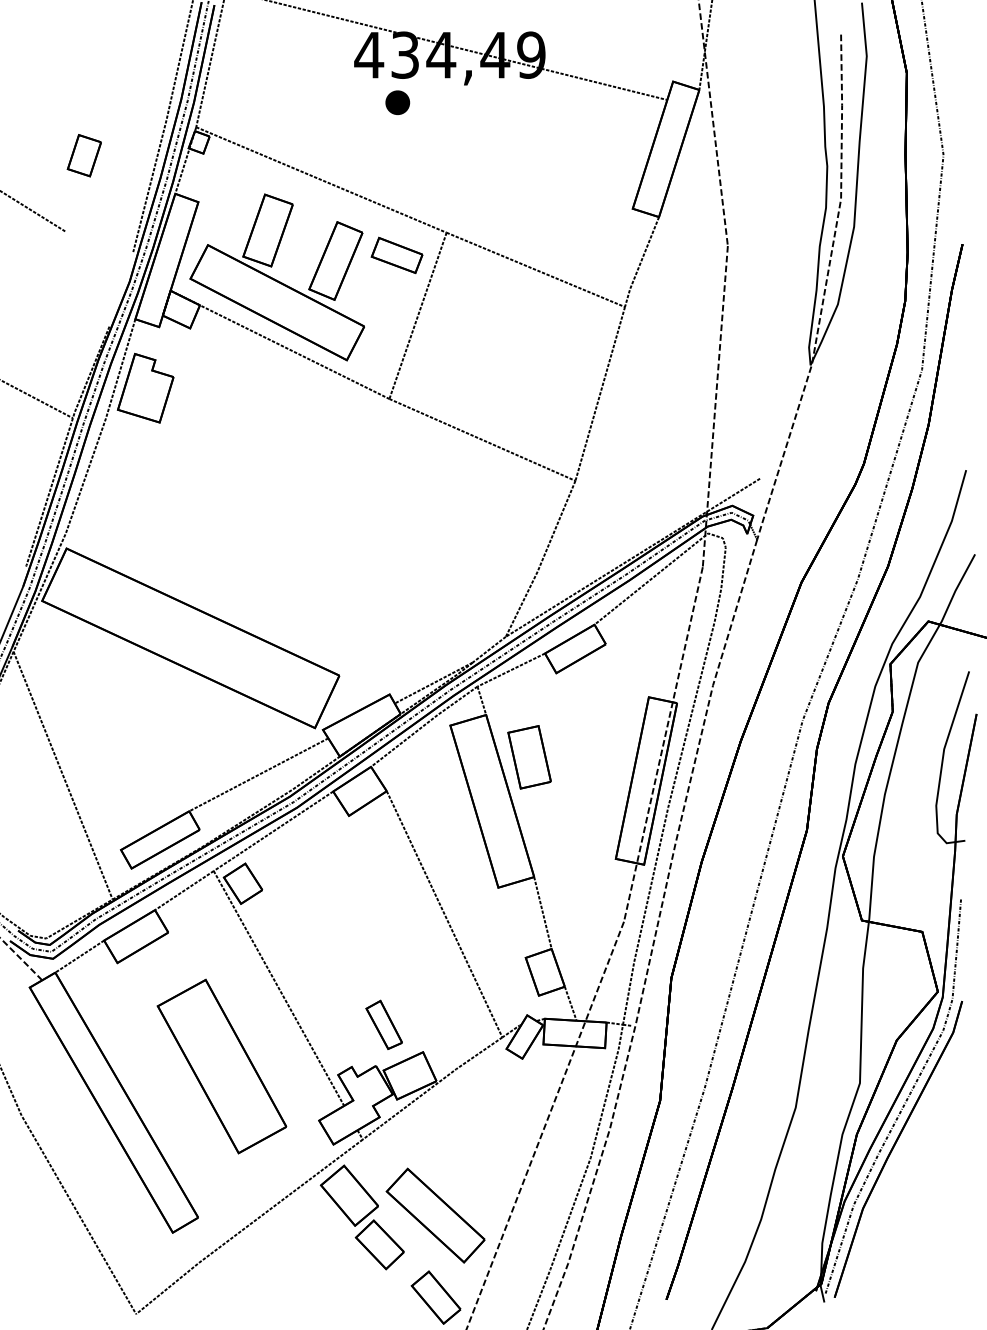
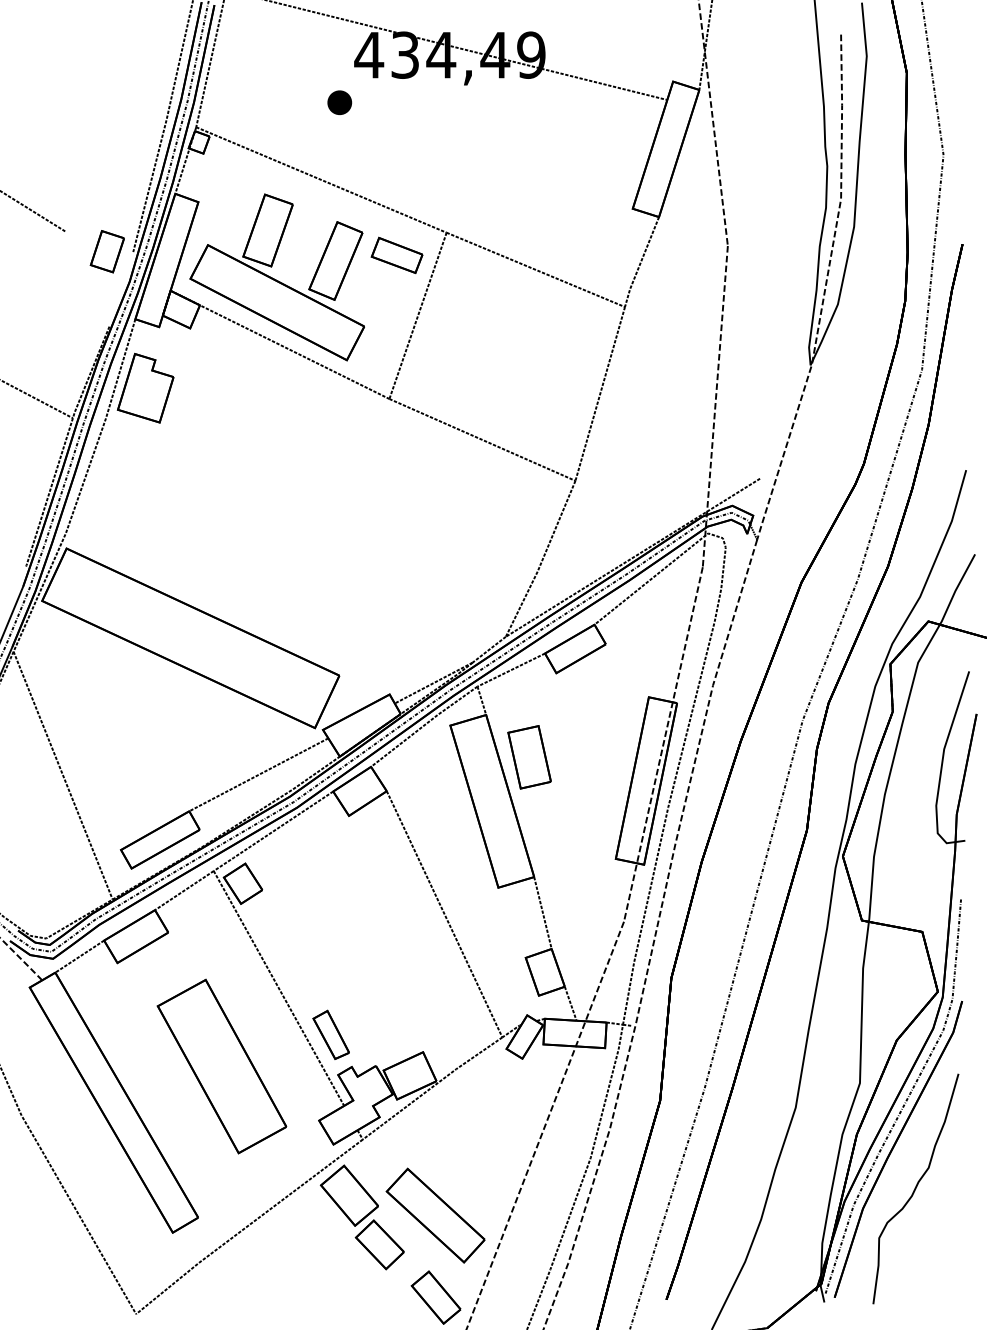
part position: (397, 102) -> (339, 102) (339, 102)
part position: (83, 155) -> (106, 251) (106, 251)
part position: (383, 1024) -> (330, 1034) (330, 1034)
curve: none -> present (915, 1188)
